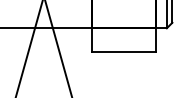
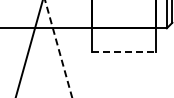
line: solid -> dashed (58, 49)
line: solid -> dashed (124, 52)
